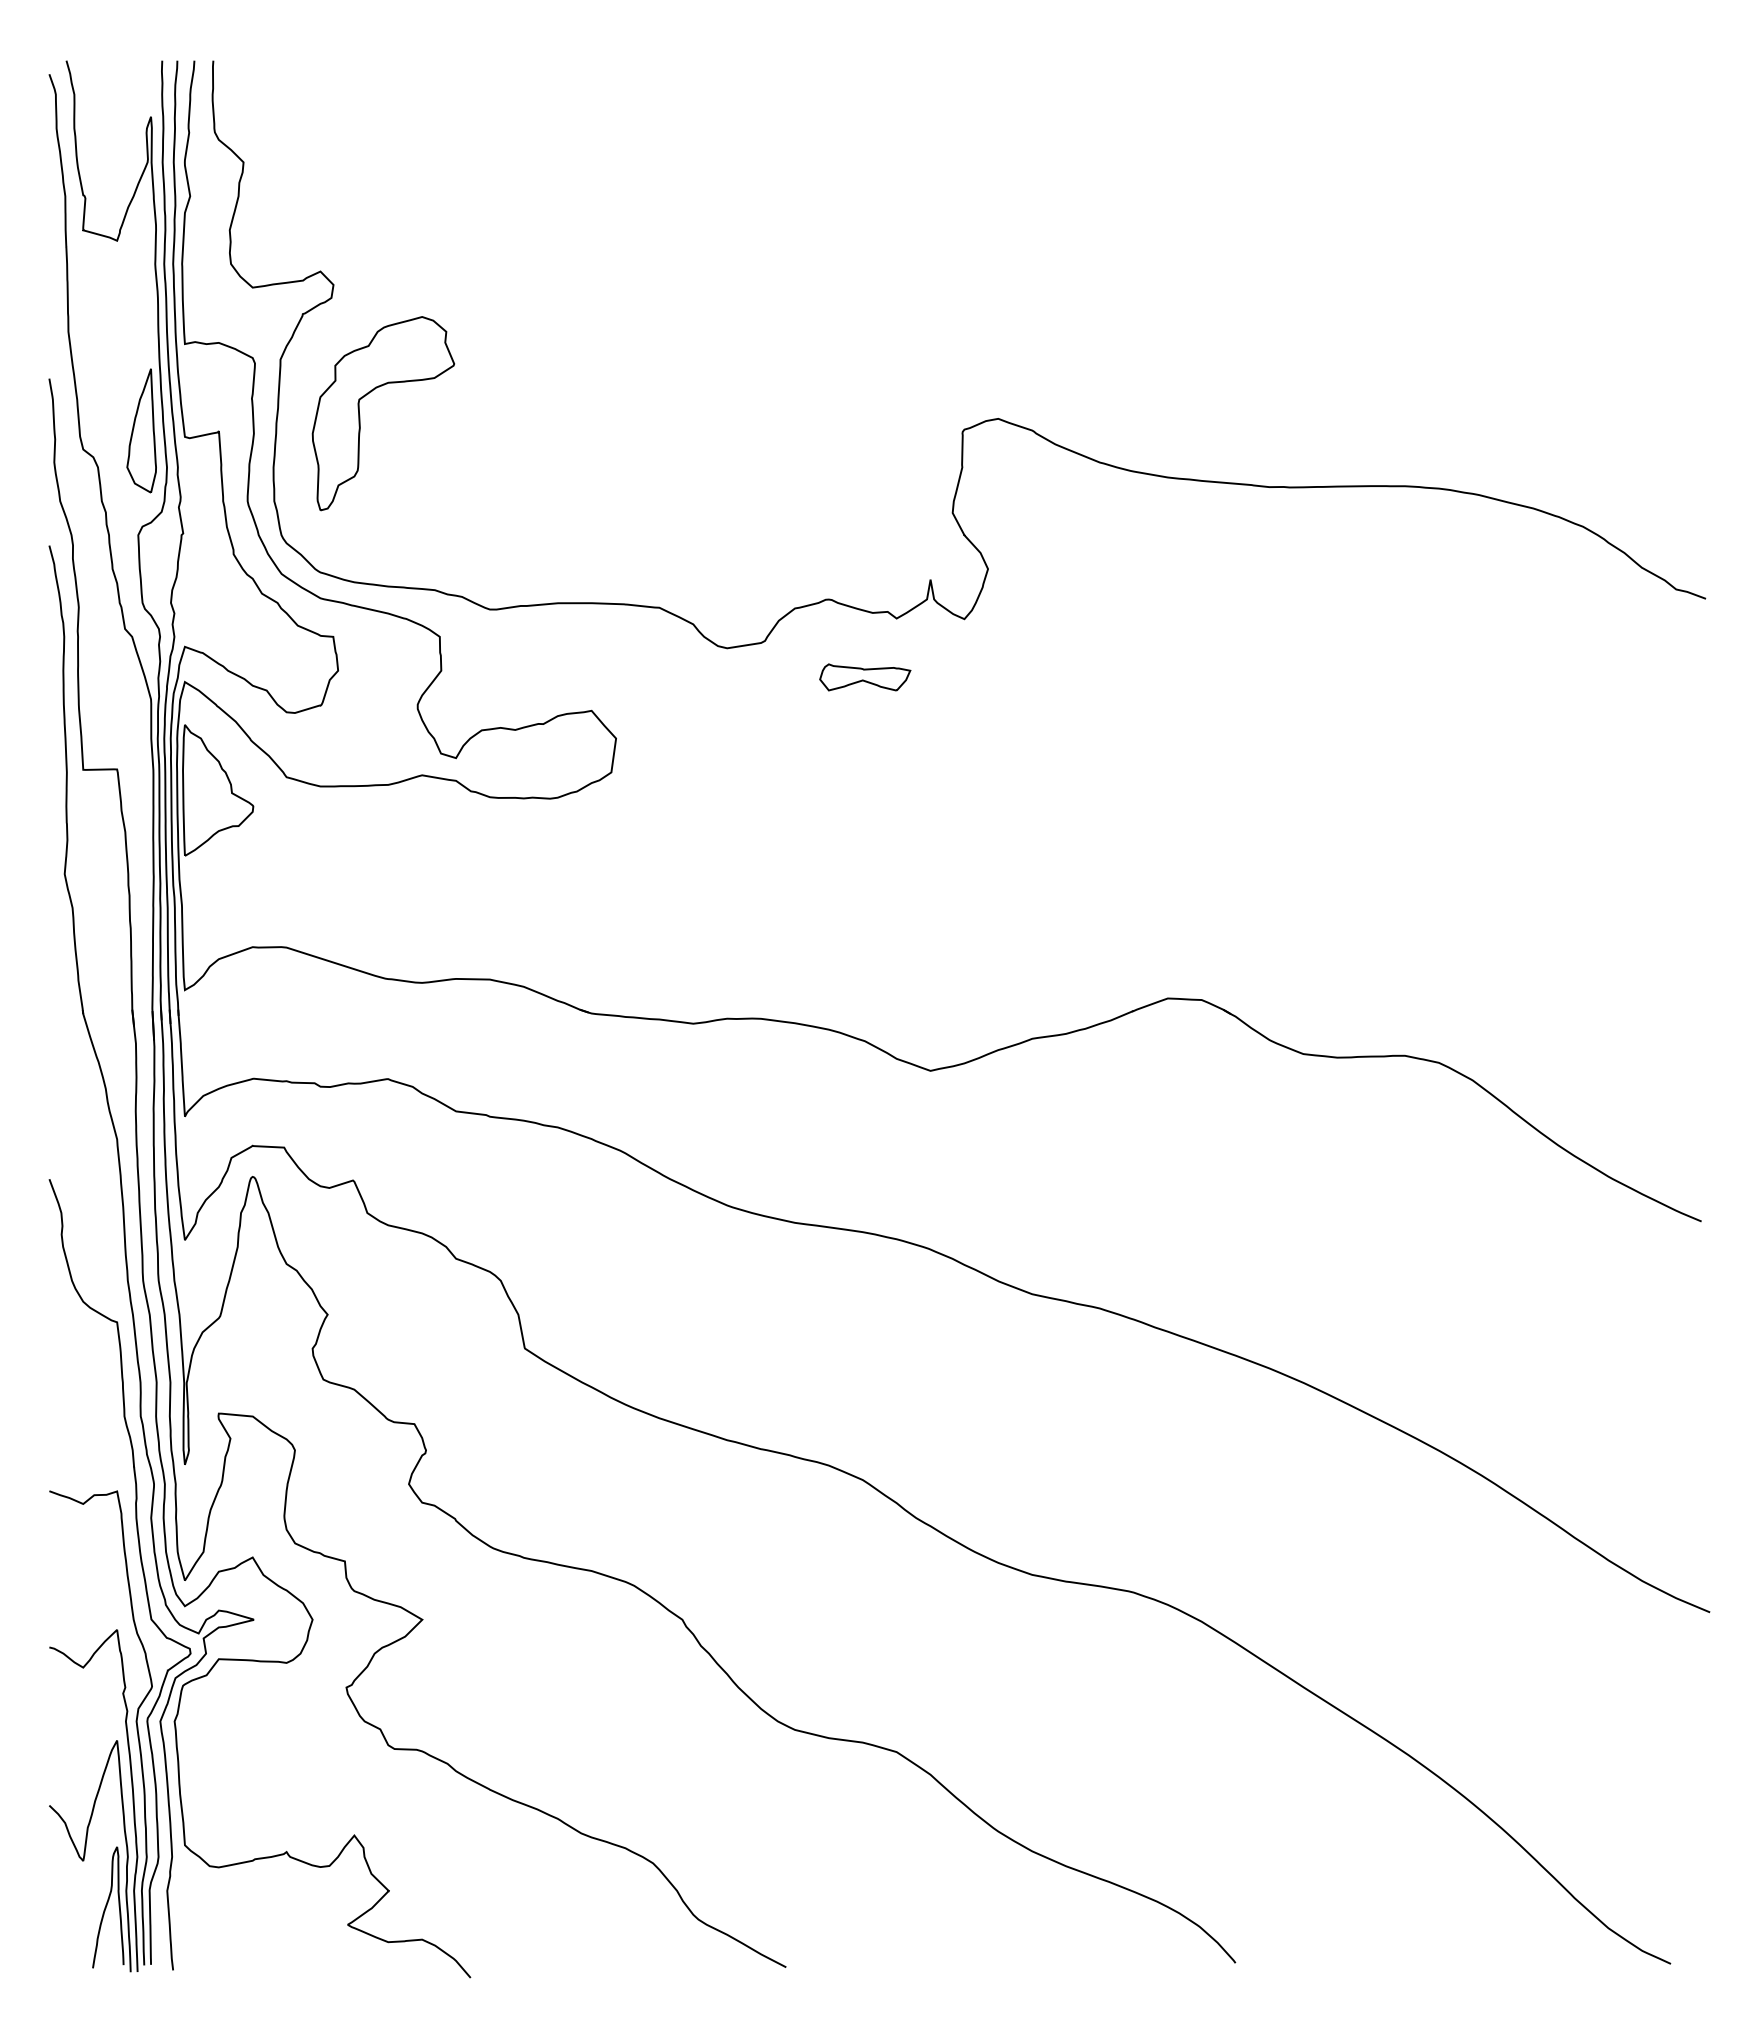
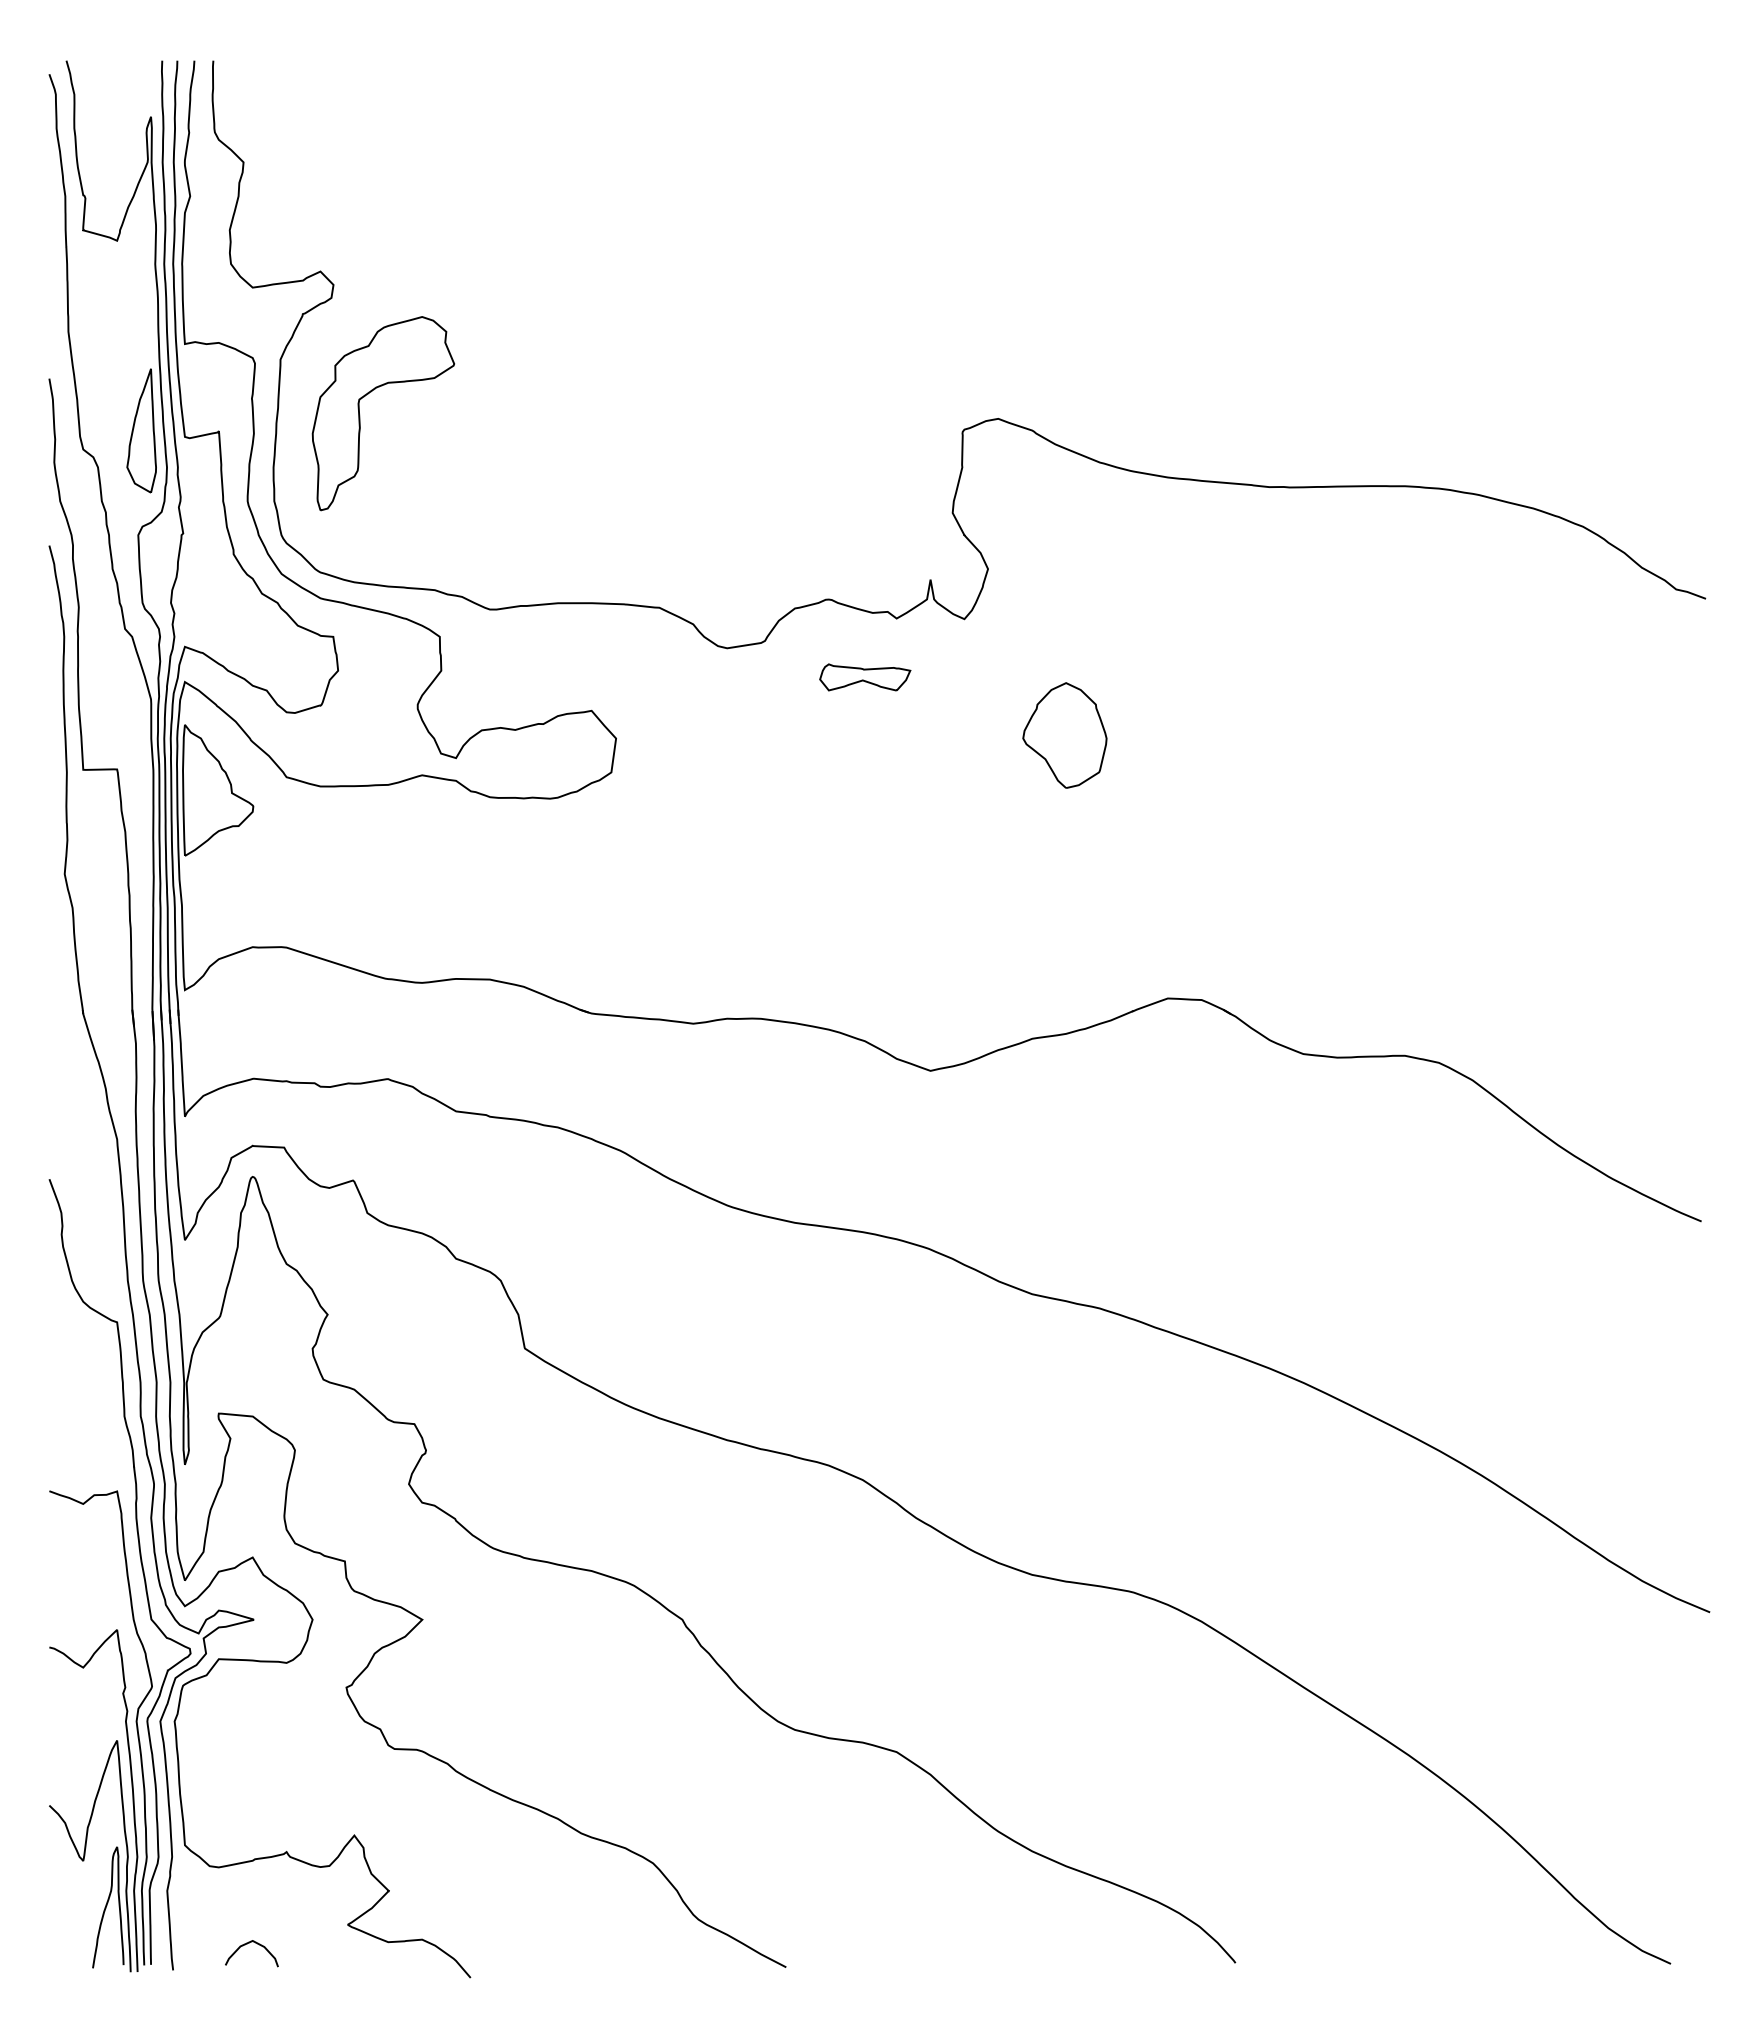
part: none -> present (1064, 735)
curve: none -> present (247, 1944)
